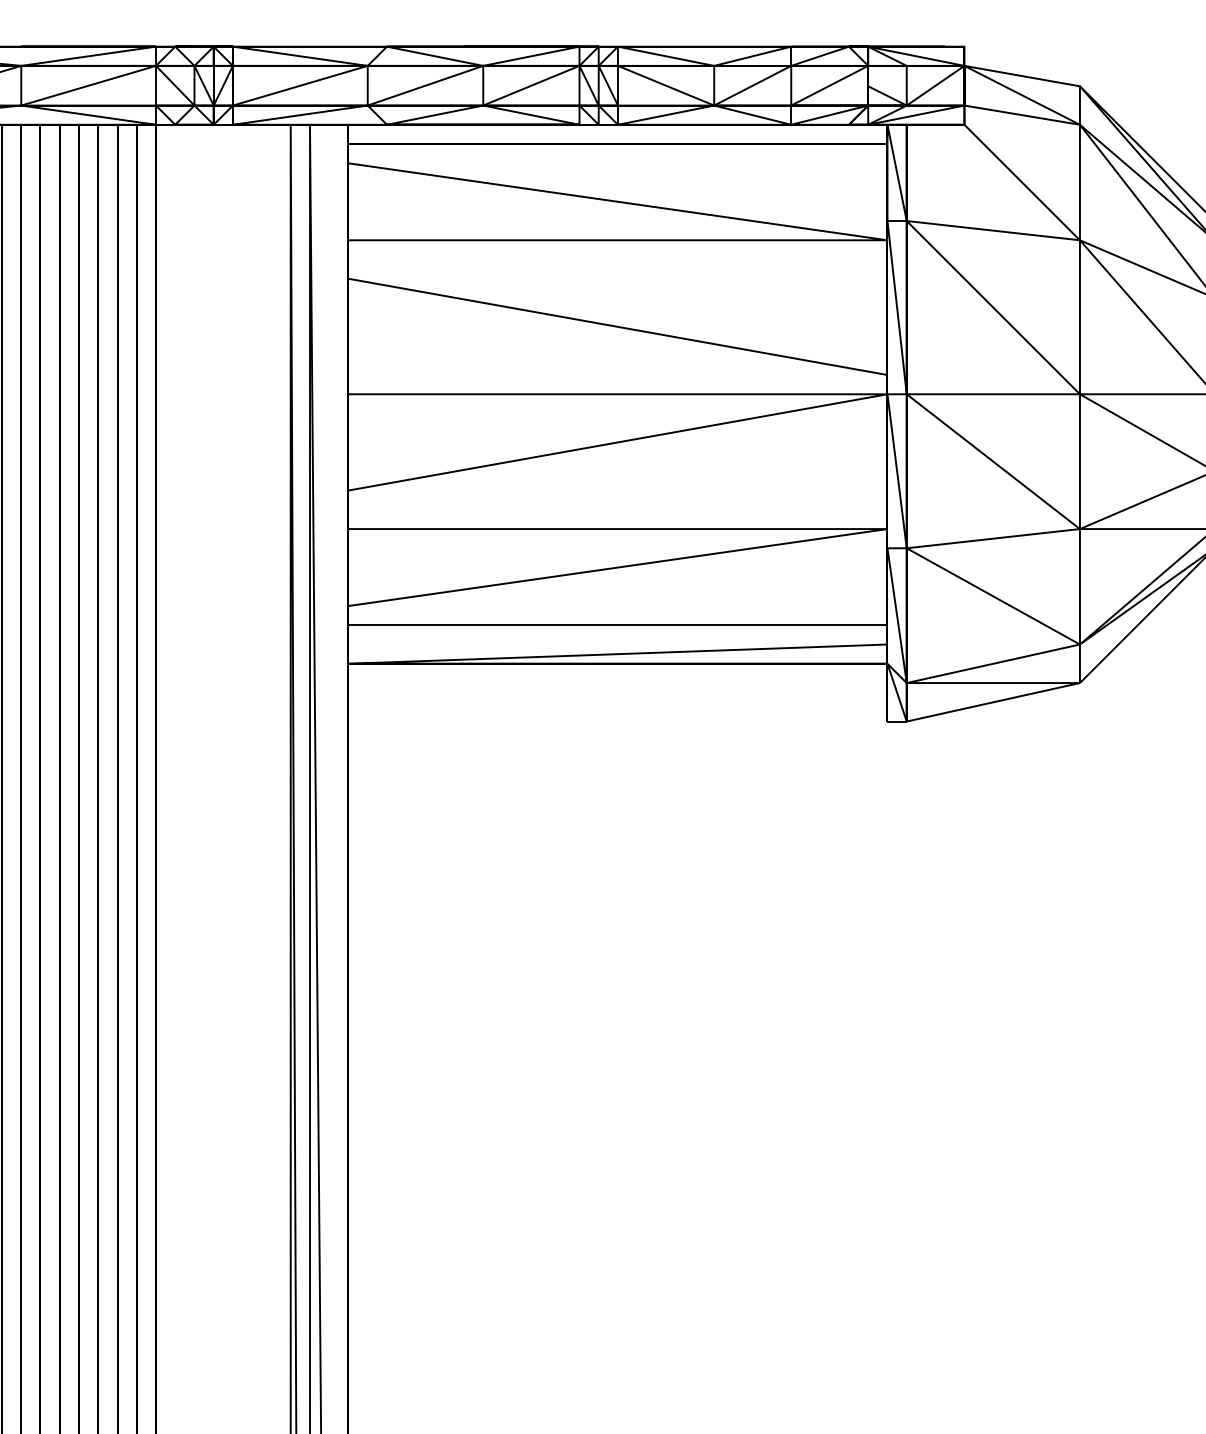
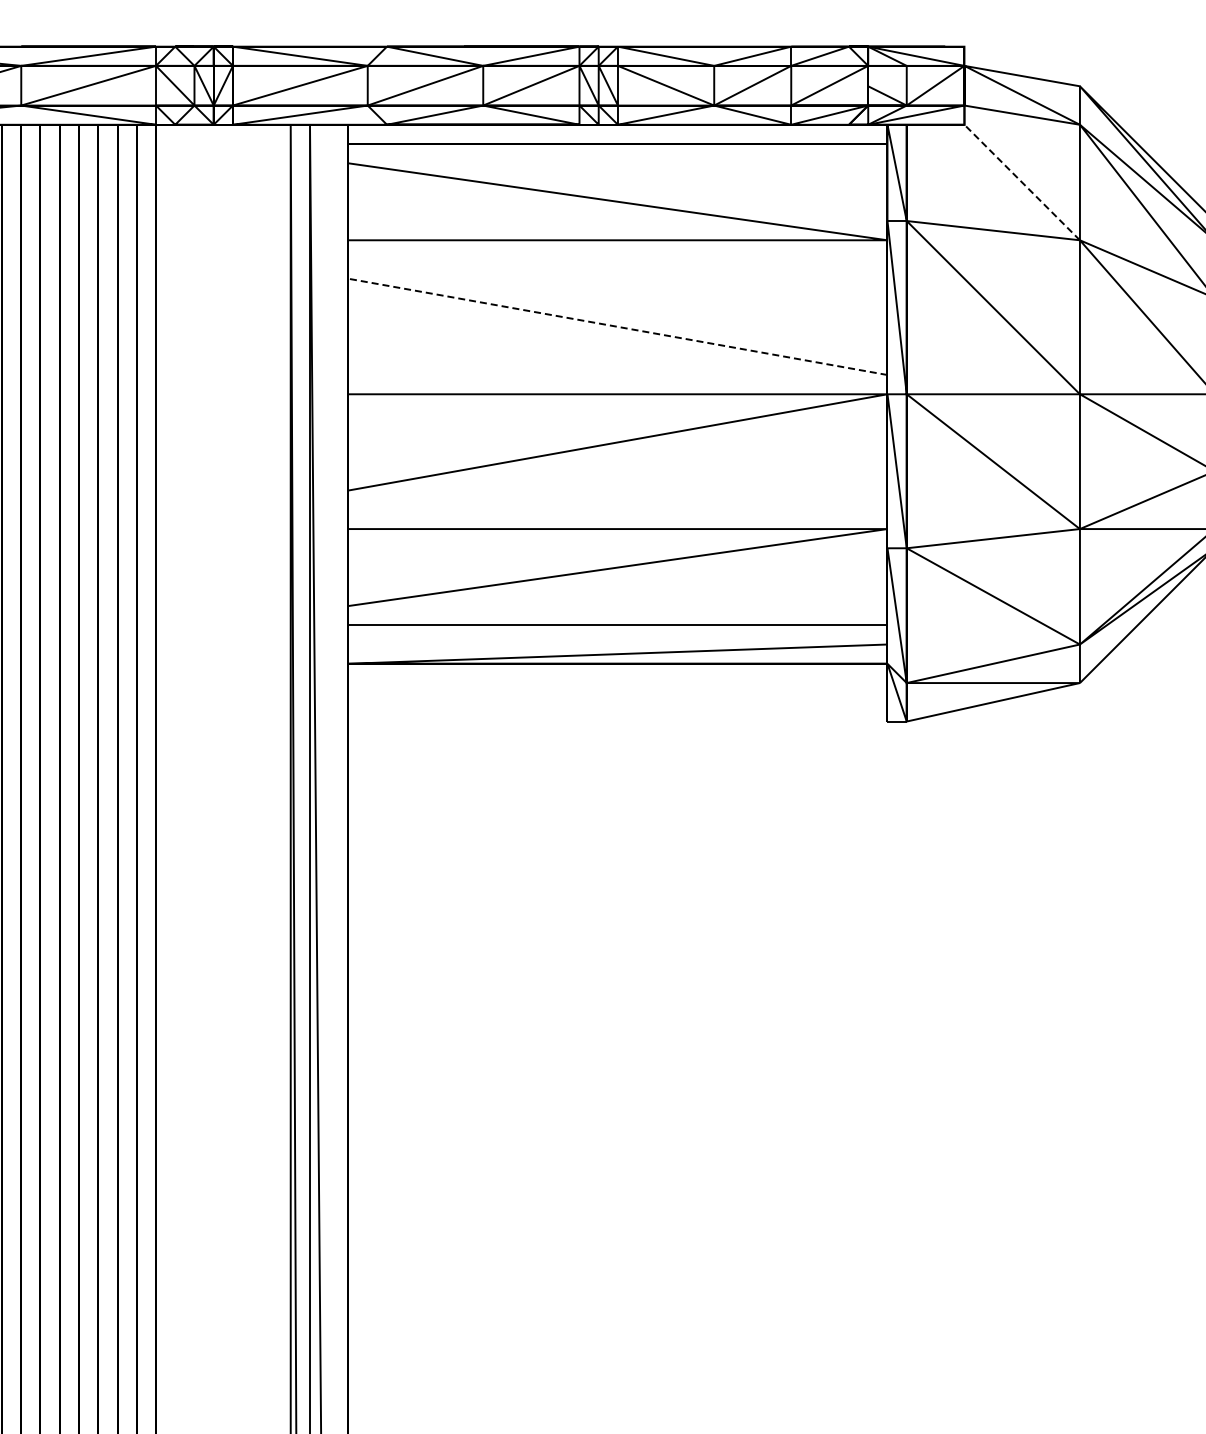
line: solid -> dashed (1022, 182)
line: solid -> dashed (617, 326)
